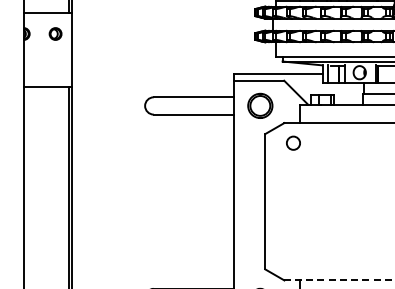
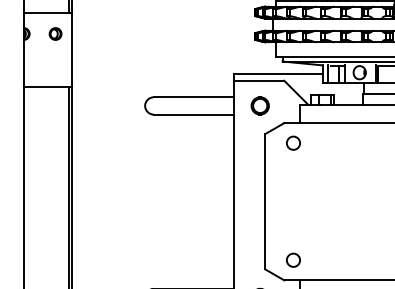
part size: 27x27 px -> 20x20 px (259, 105)
circle: none -> present (293, 259)
line: dashed -> solid (339, 280)
